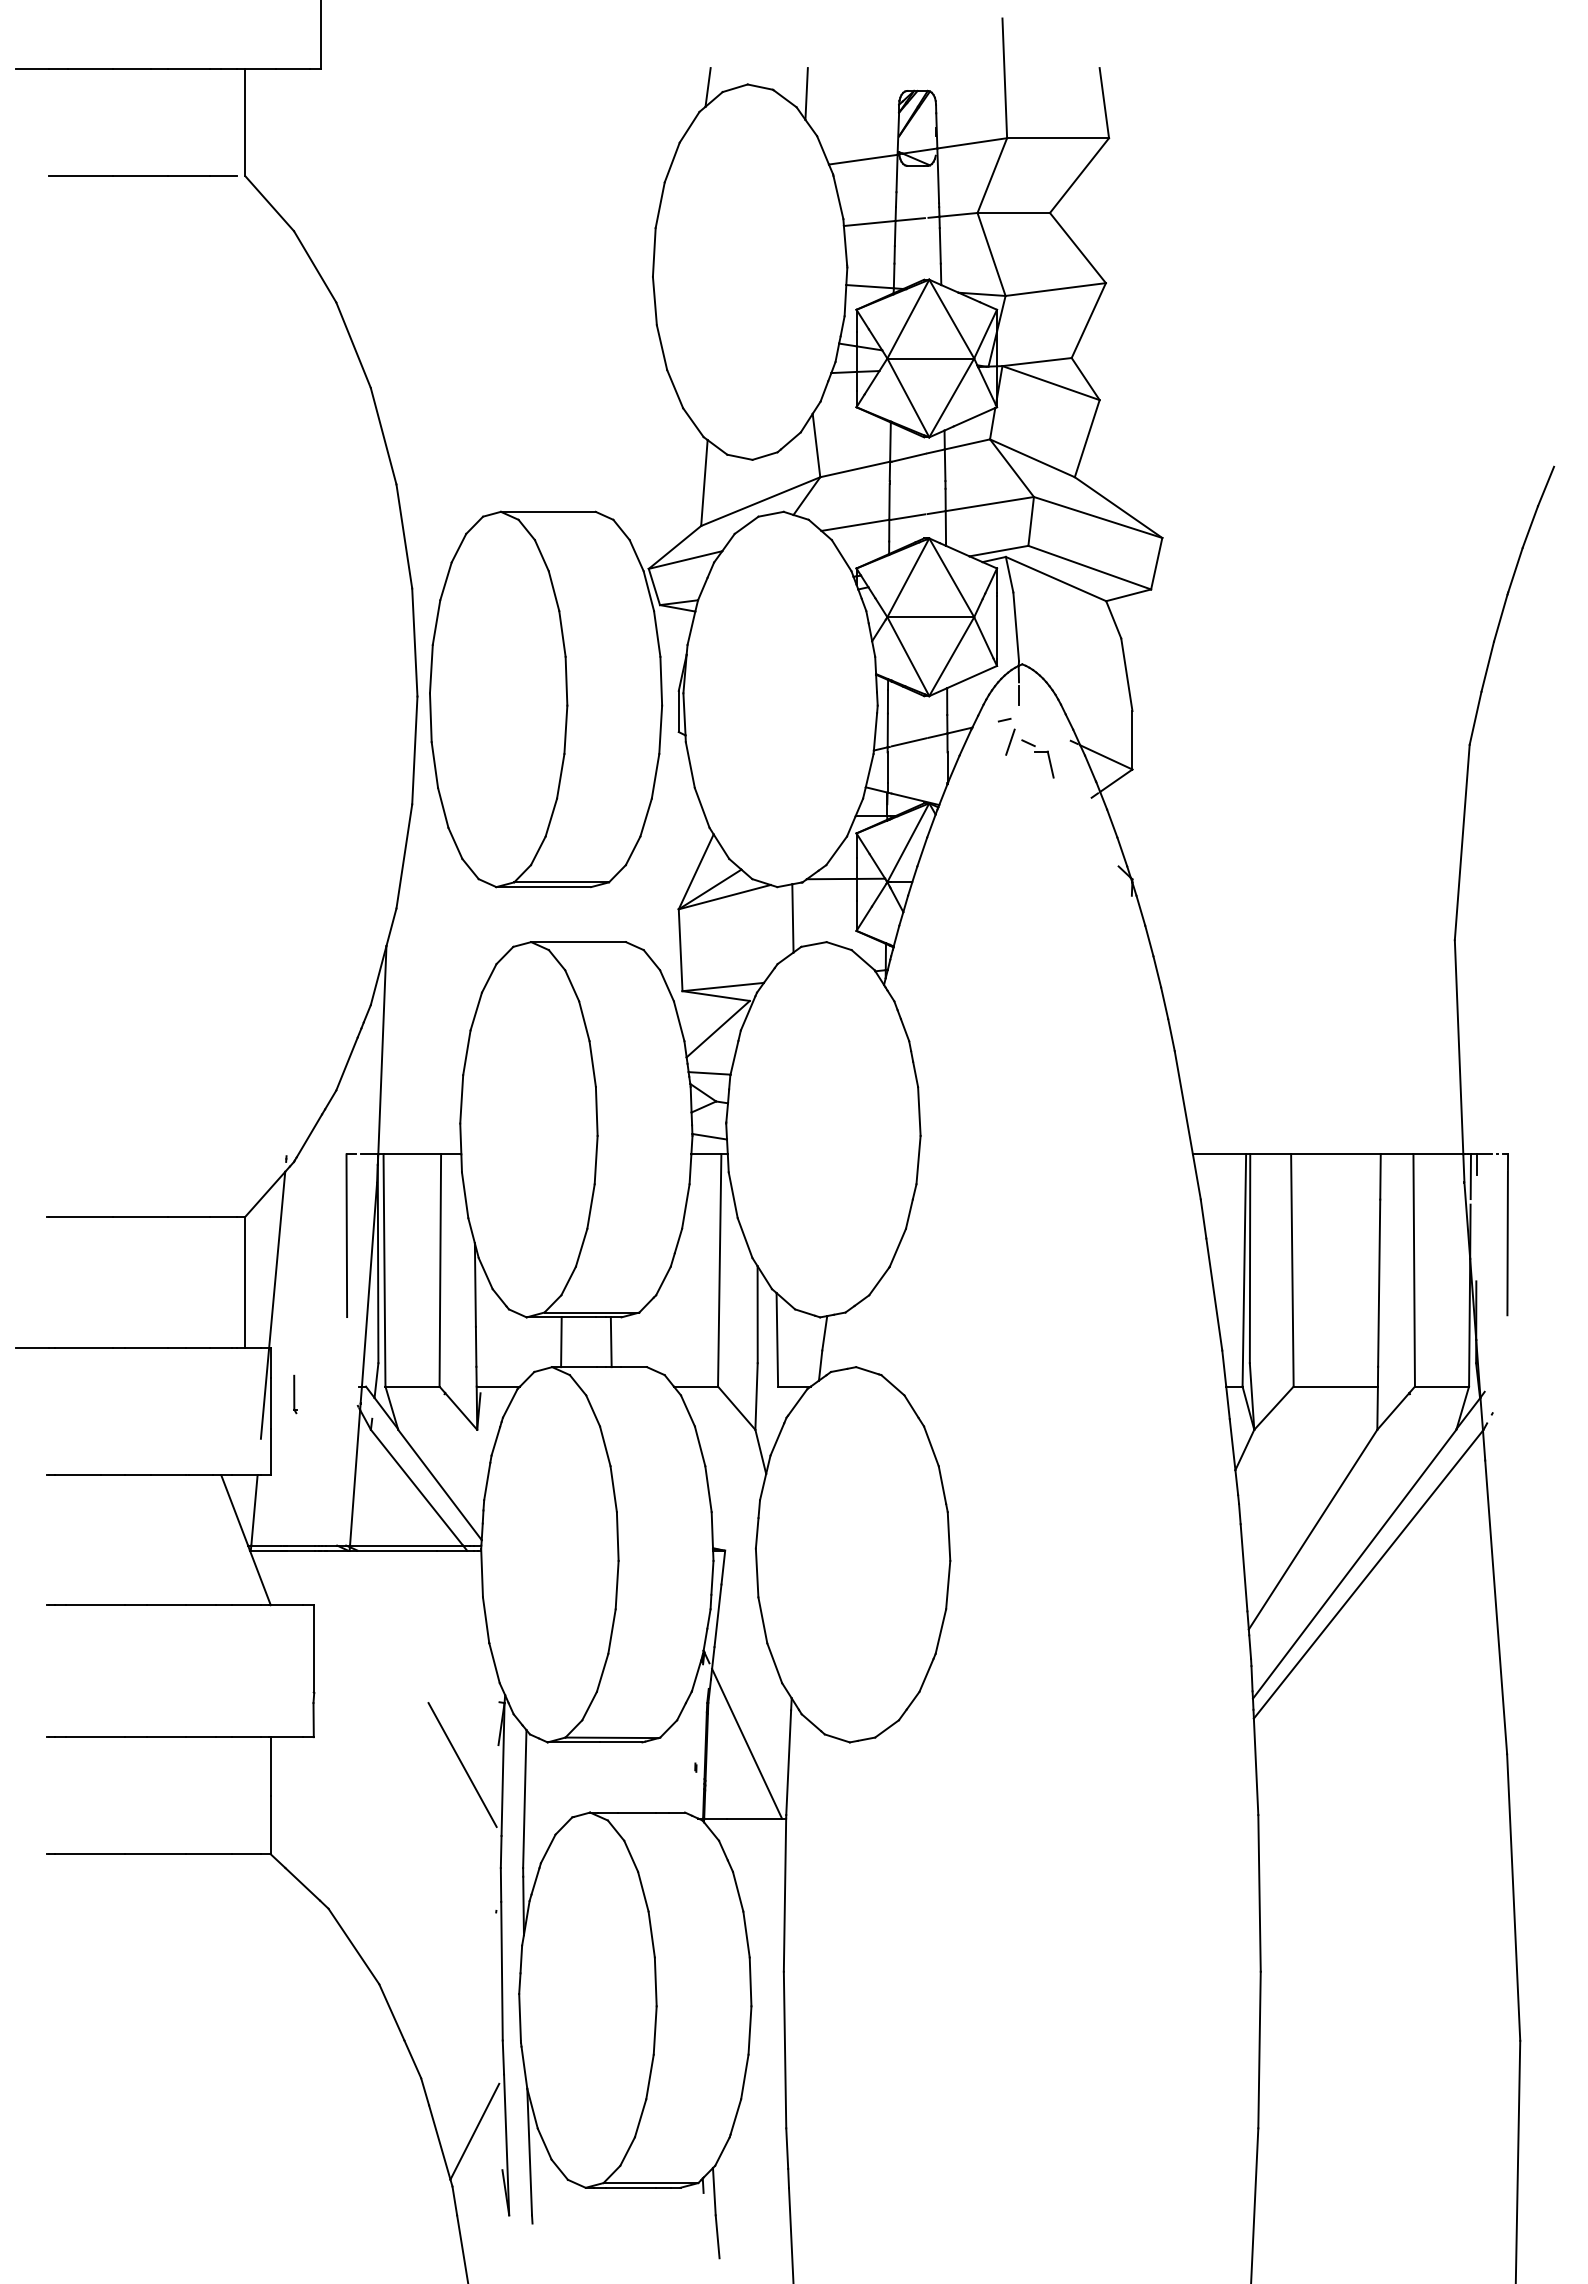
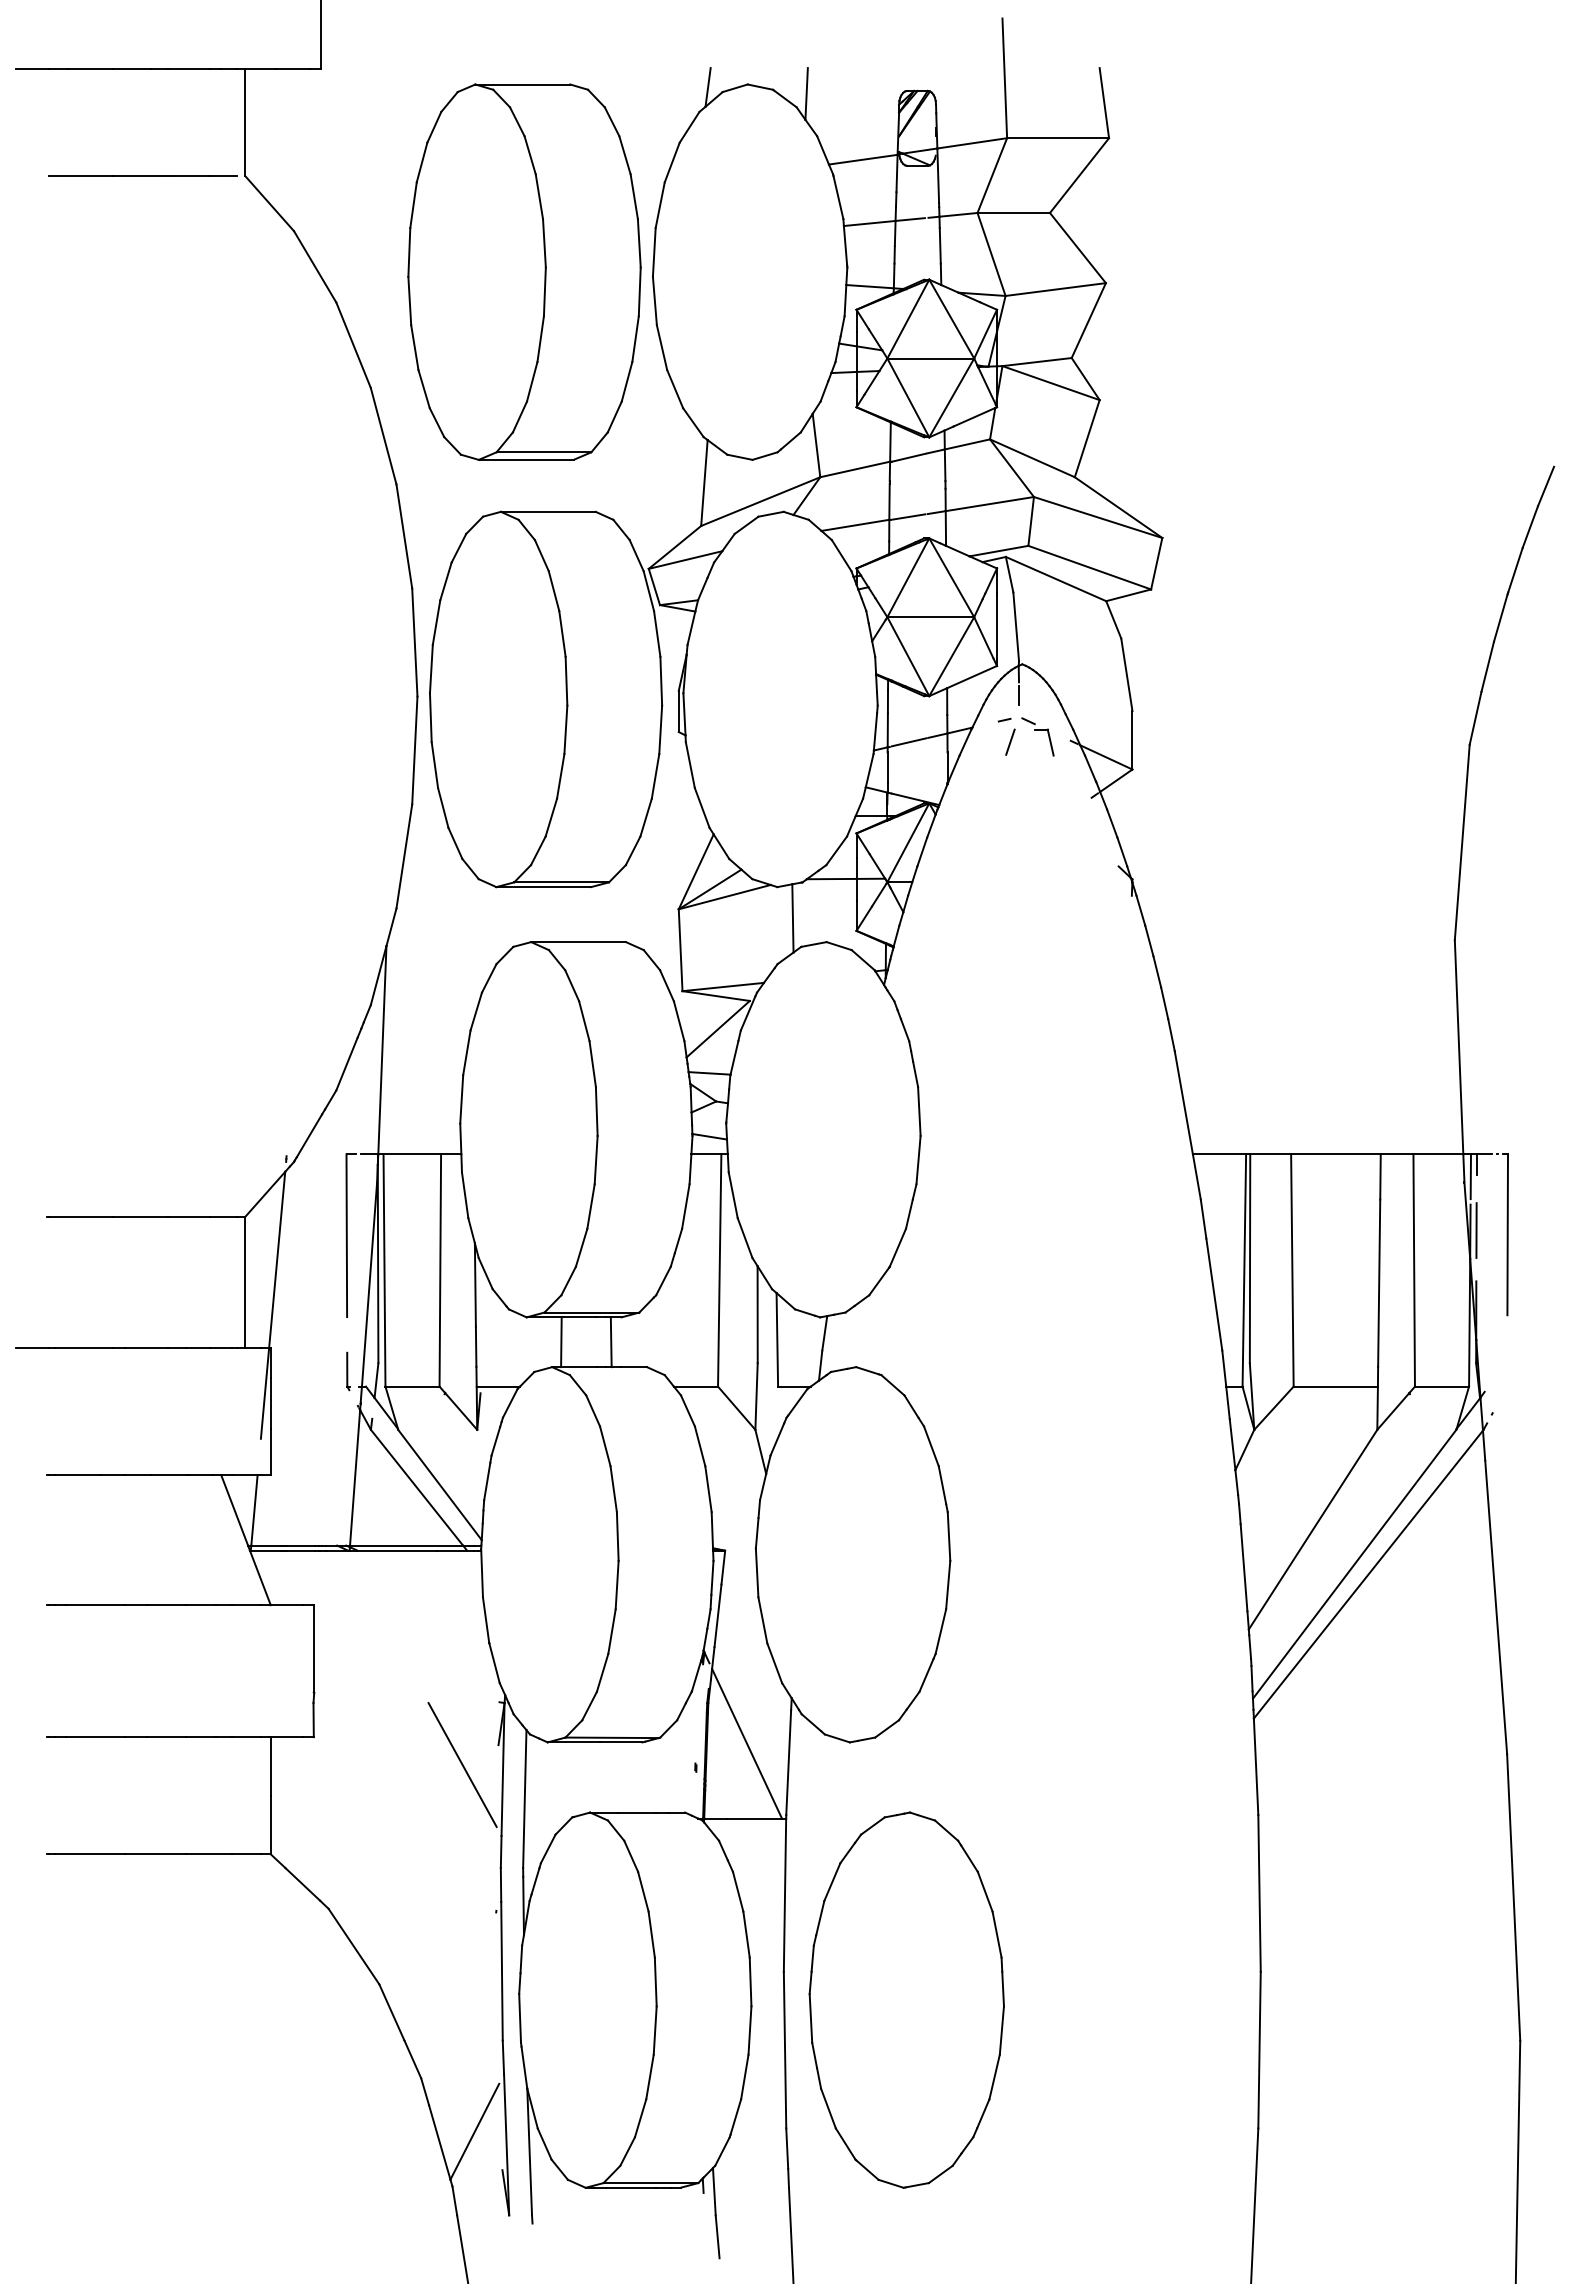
part: none -> present (524, 271)
part position: (1037, 758) -> (1037, 736) (1037, 736)
line: none -> present (1476, 1230)
part position: (295, 1394) -> (348, 1371) (348, 1371)
part: none -> present (906, 1999)
